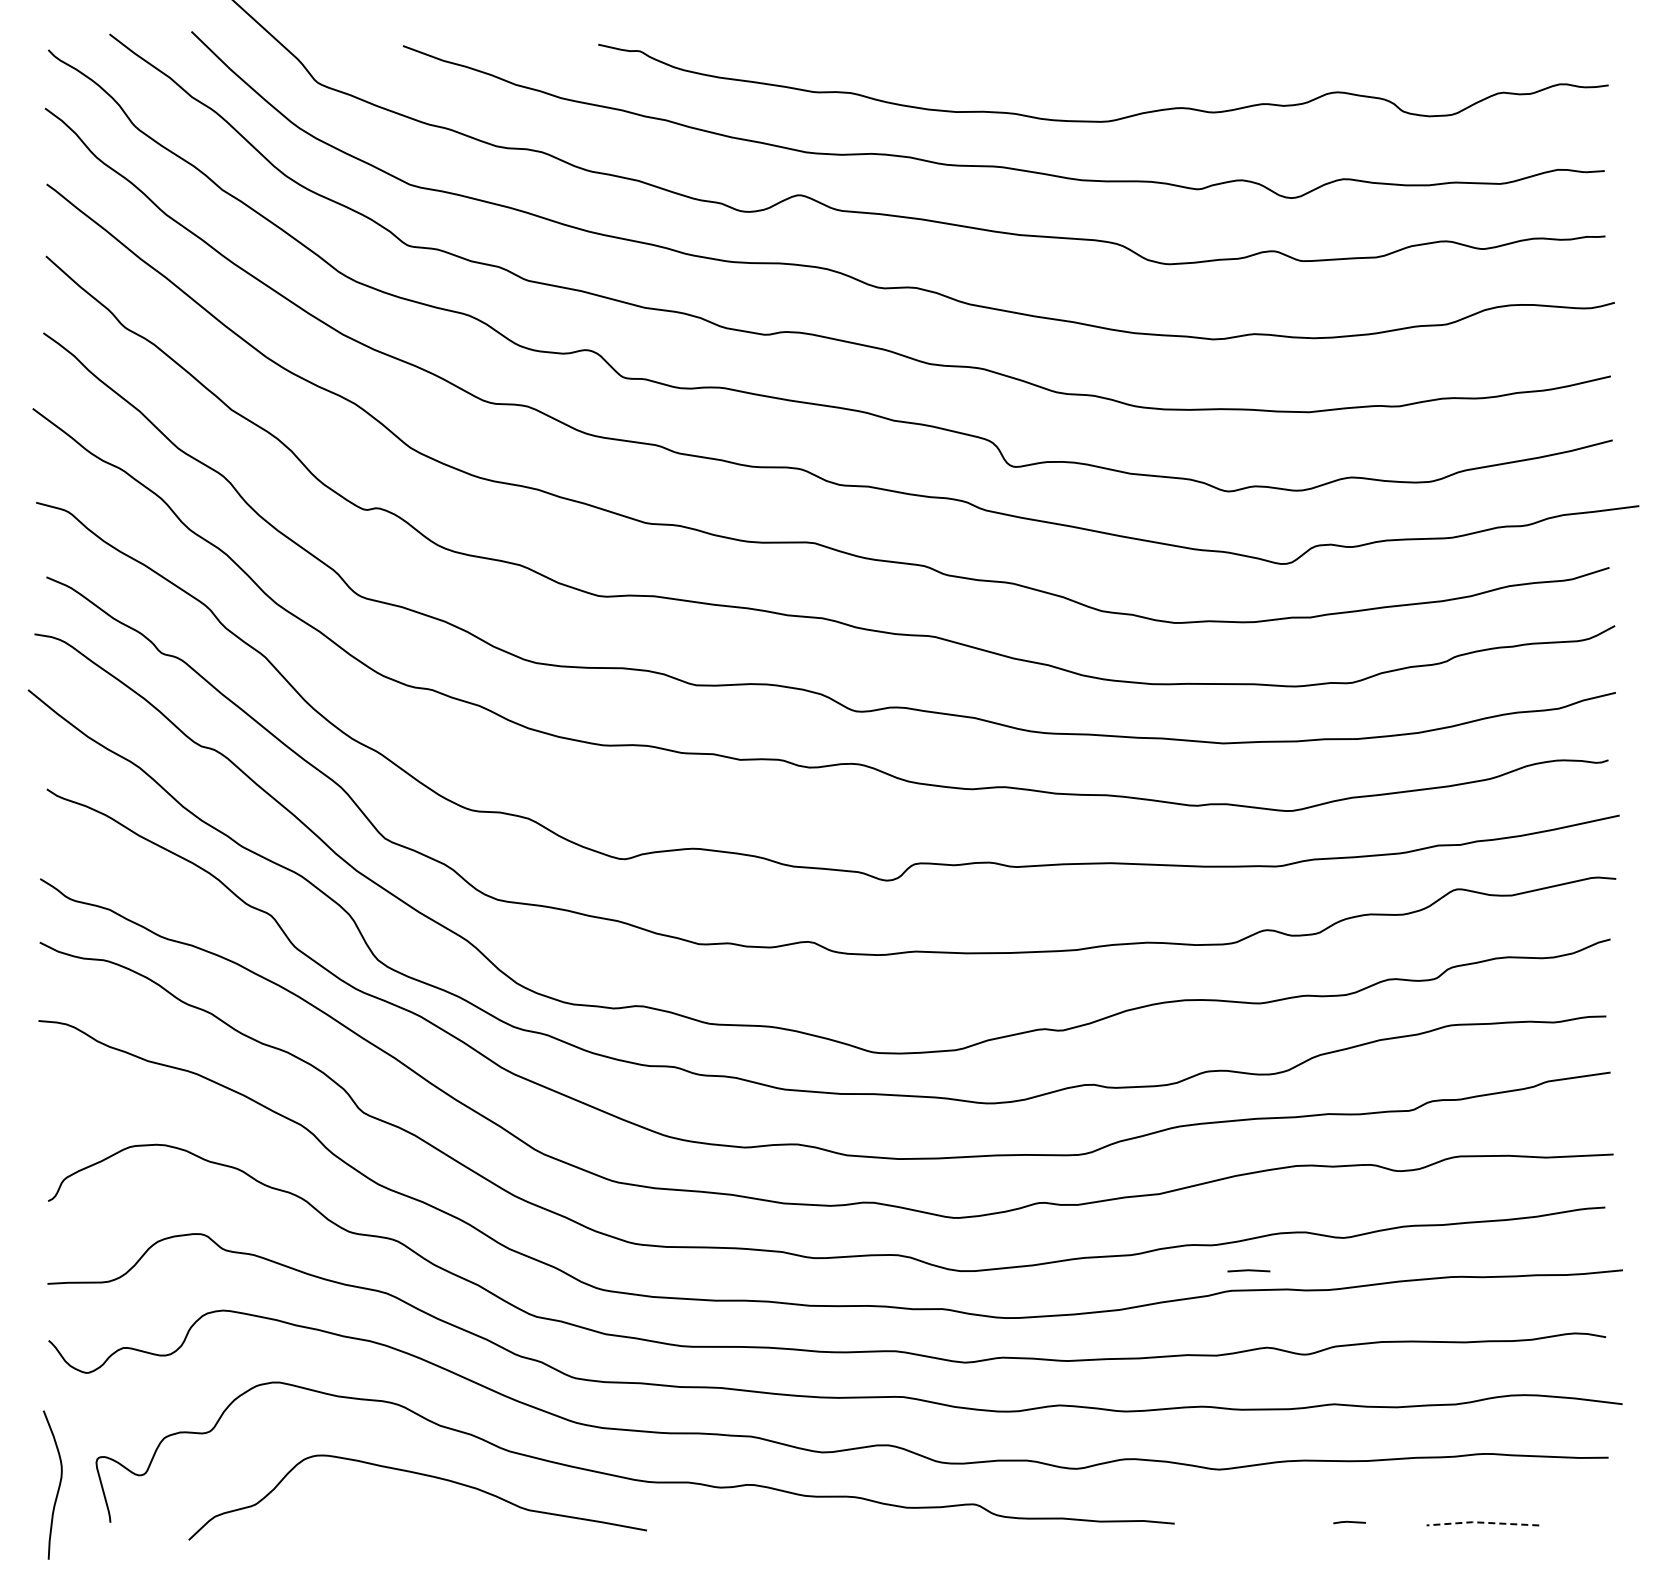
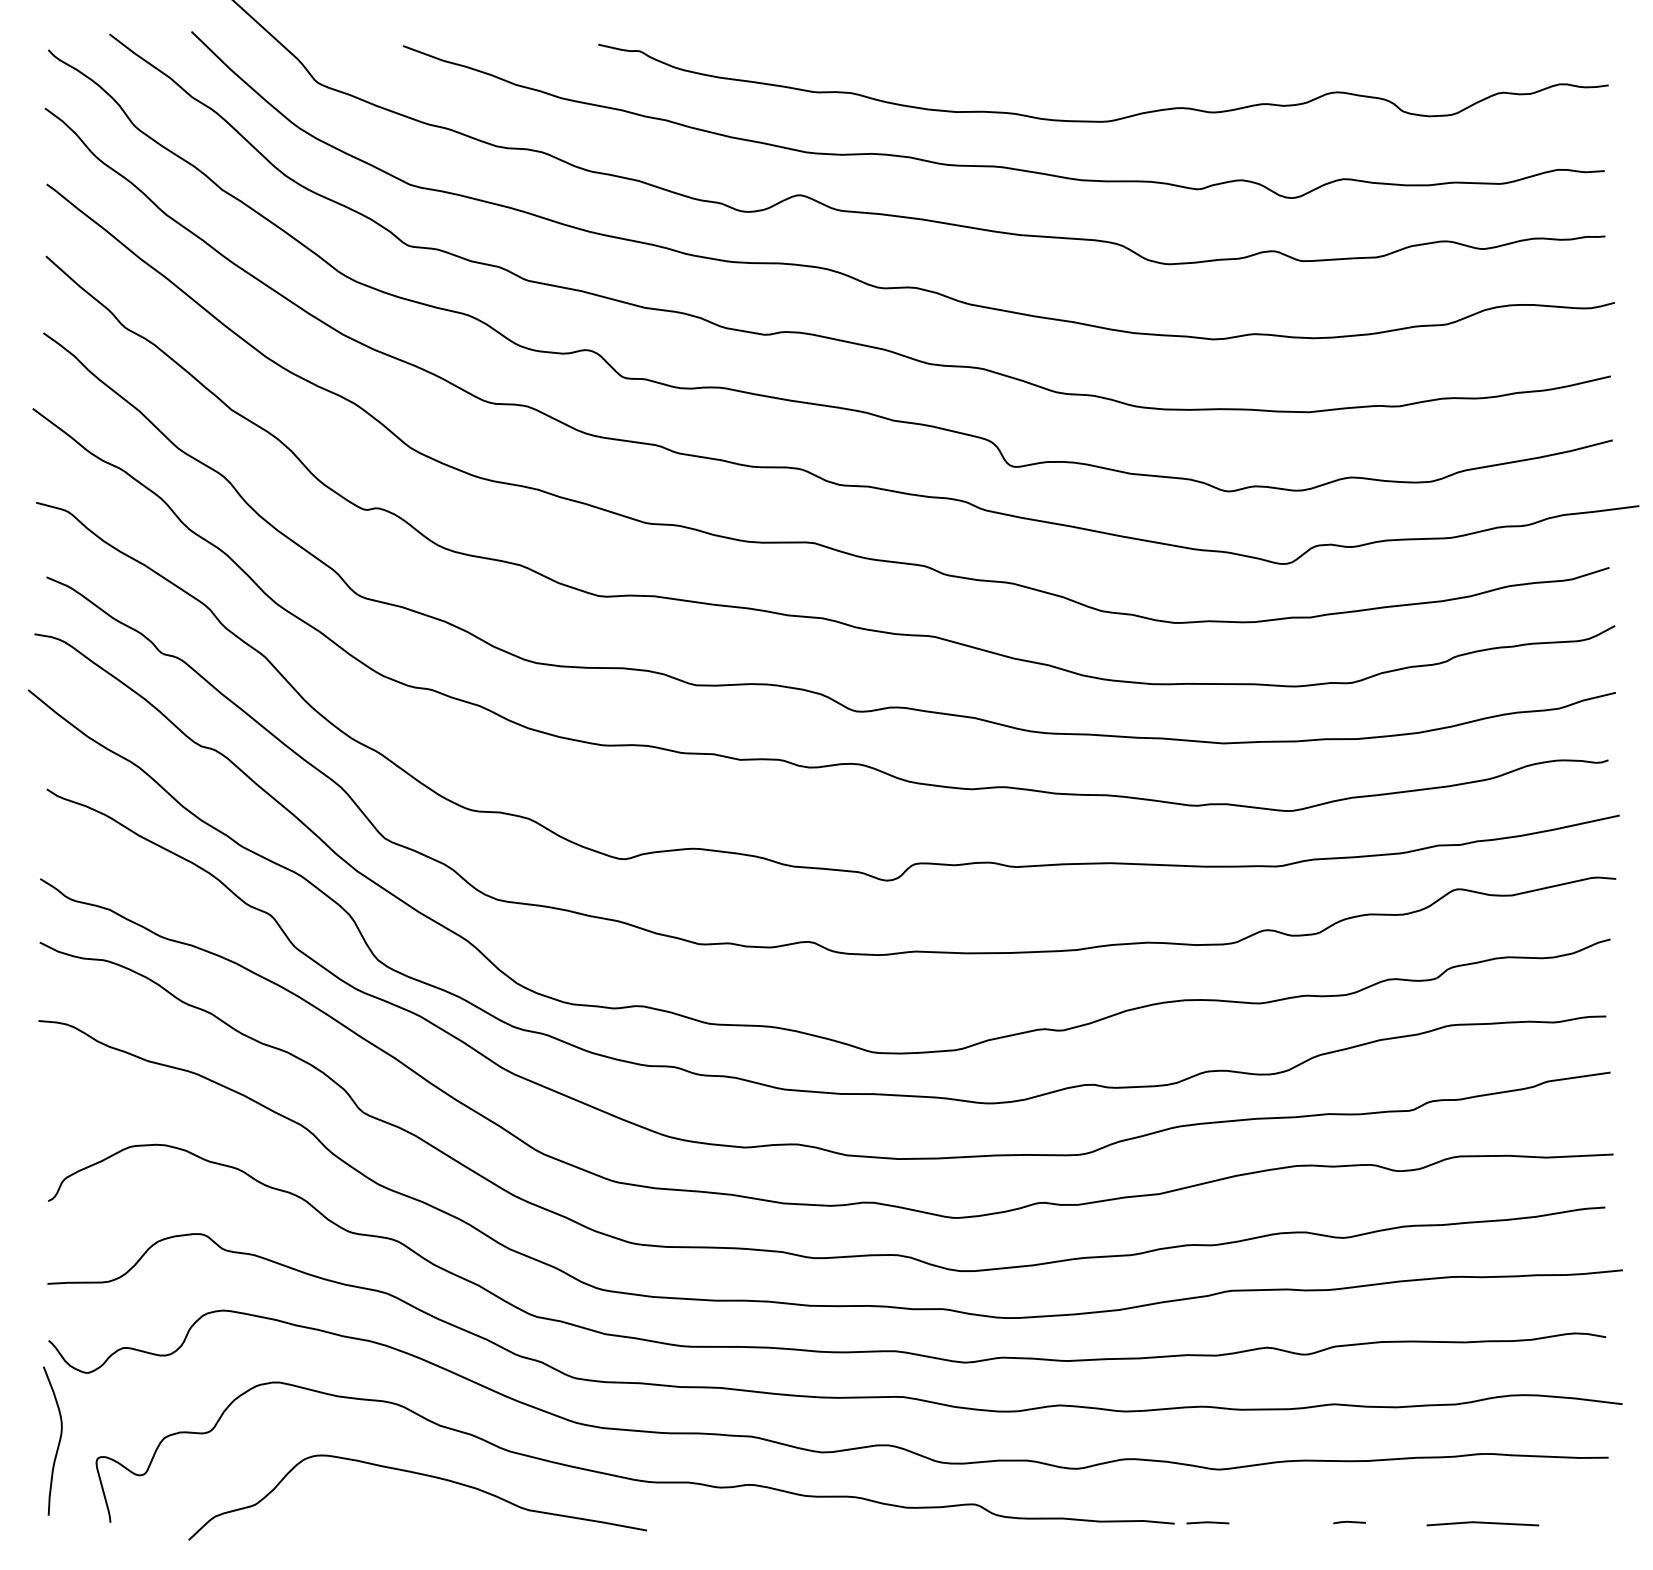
line position: (1248, 1270) -> (1207, 1522) (1207, 1522)
curve position: (58, 1485) -> (58, 1441) (58, 1441)
line: dashed -> solid (1482, 1522)
